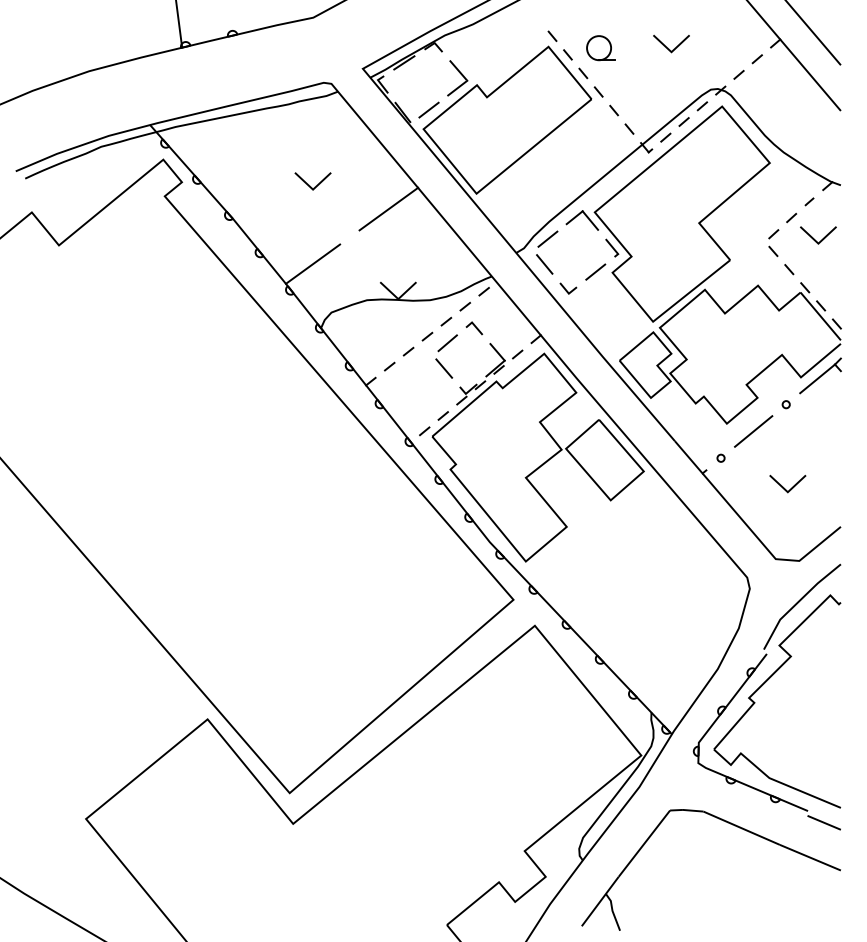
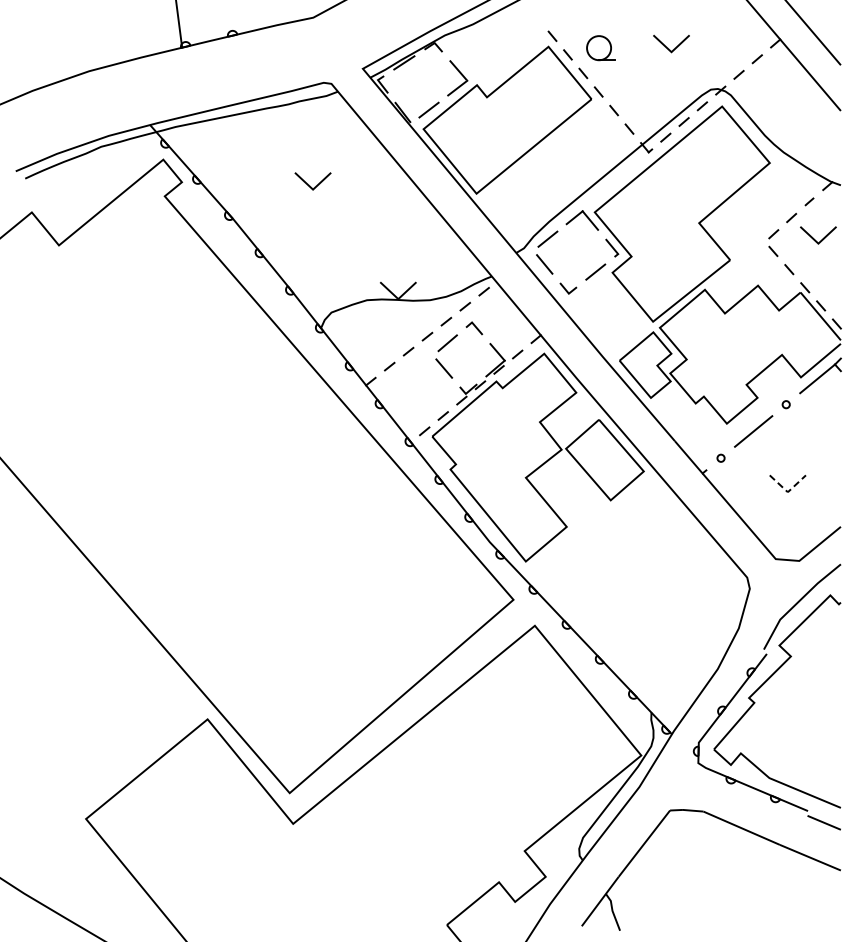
line: present -> none (388, 208)
line: present -> none (312, 263)
line: solid -> dashed (787, 492)
